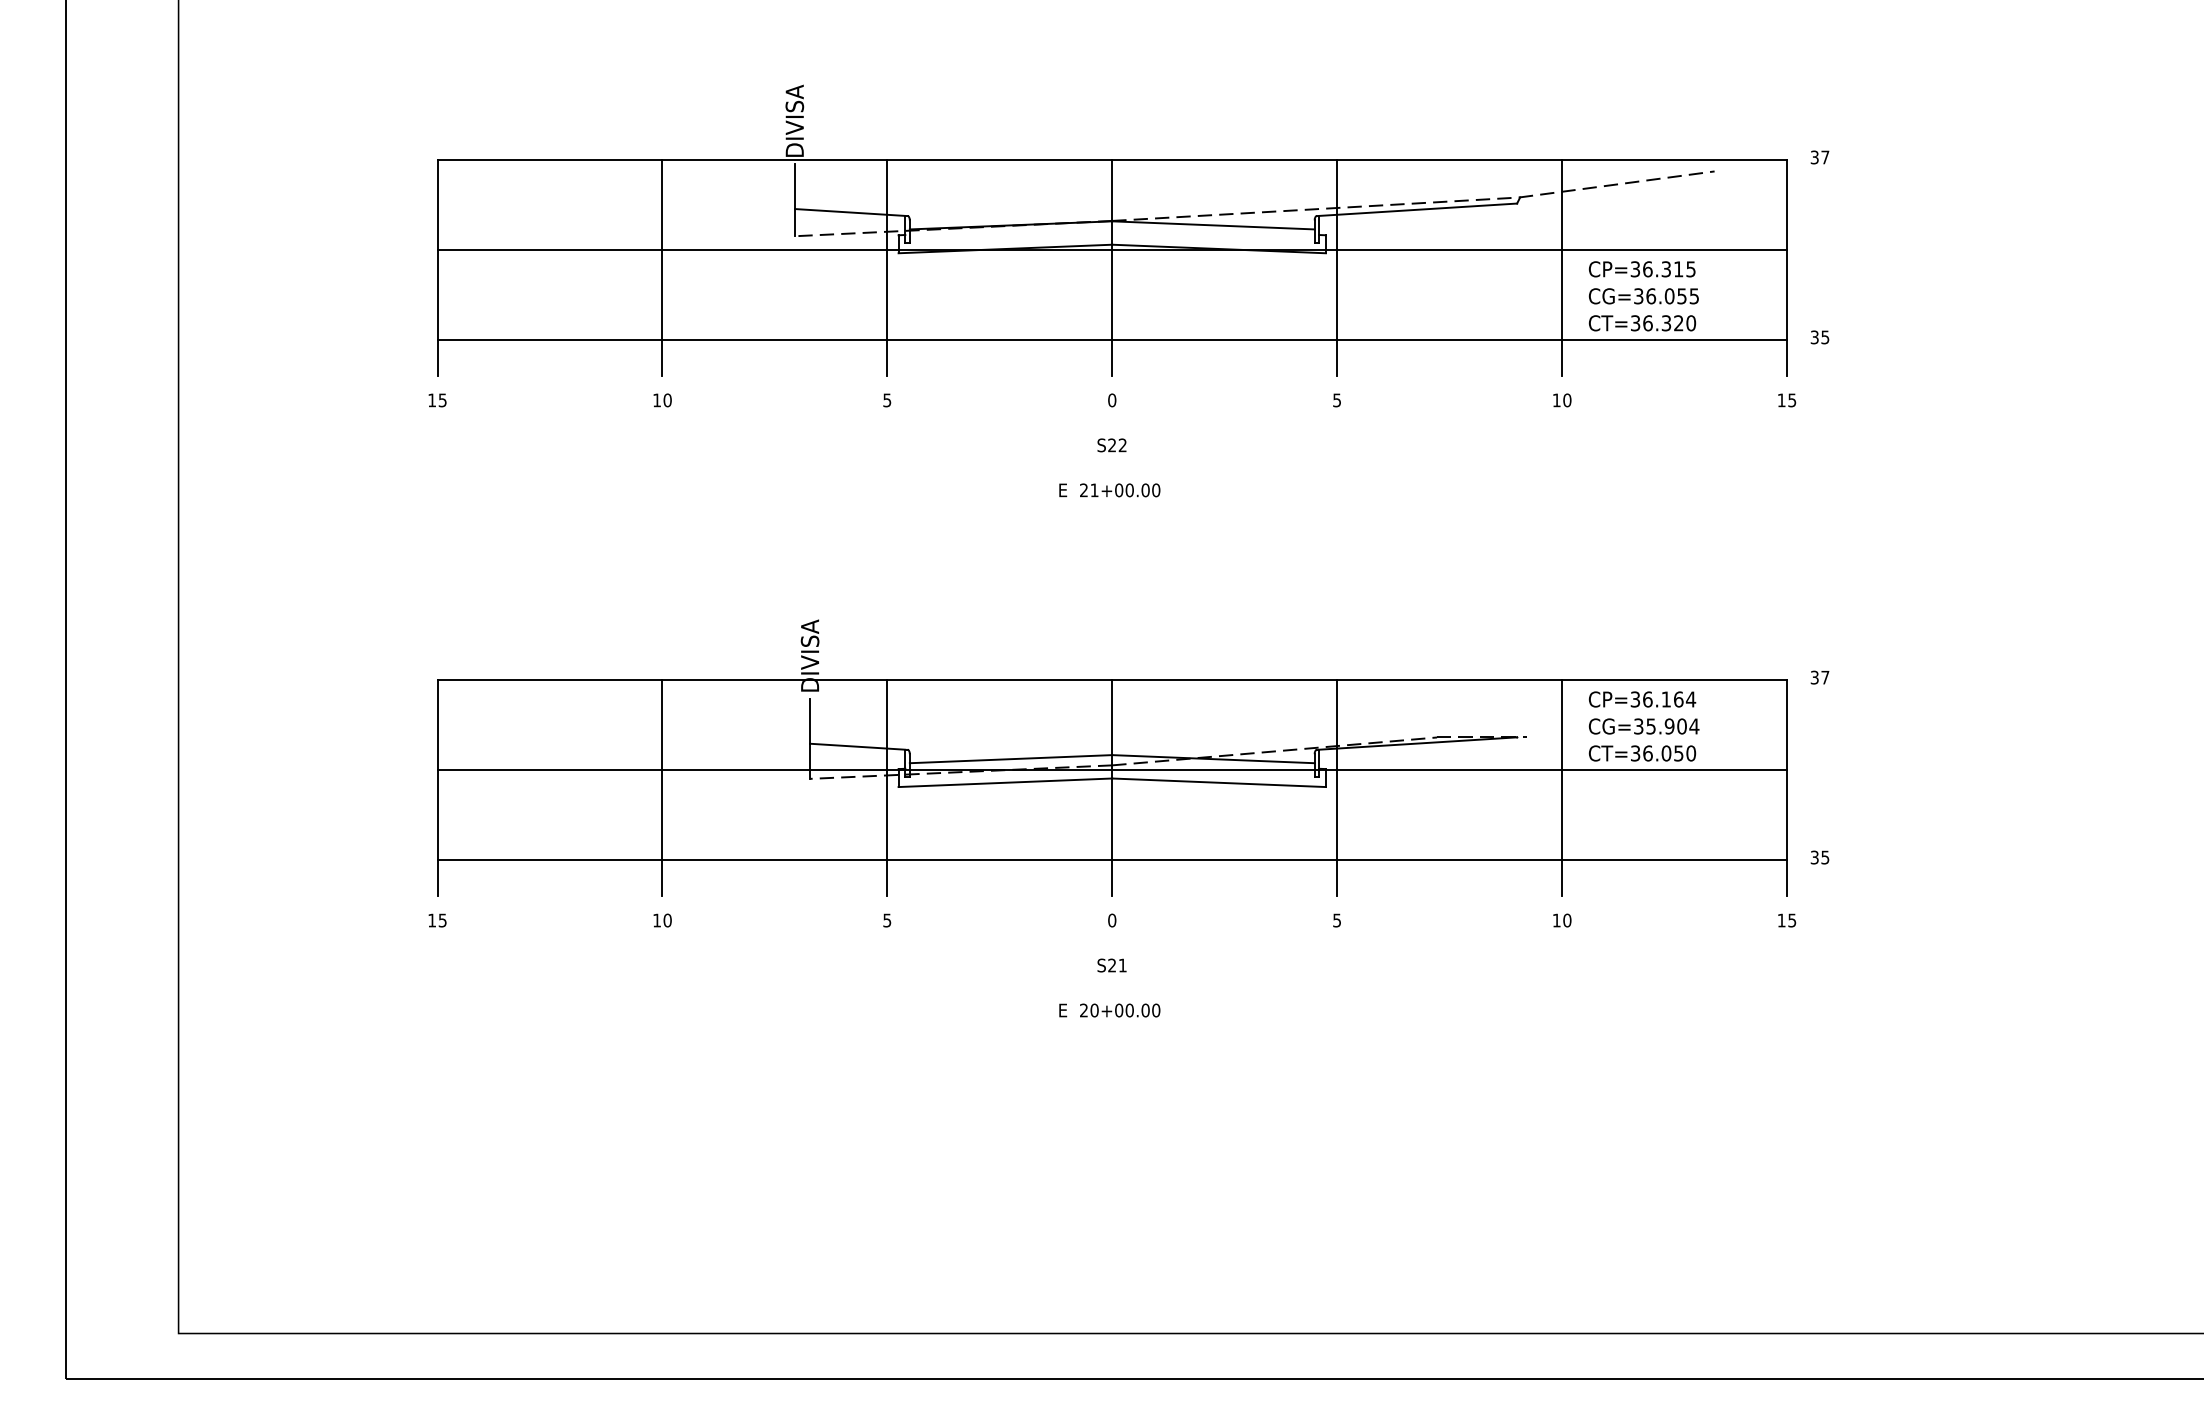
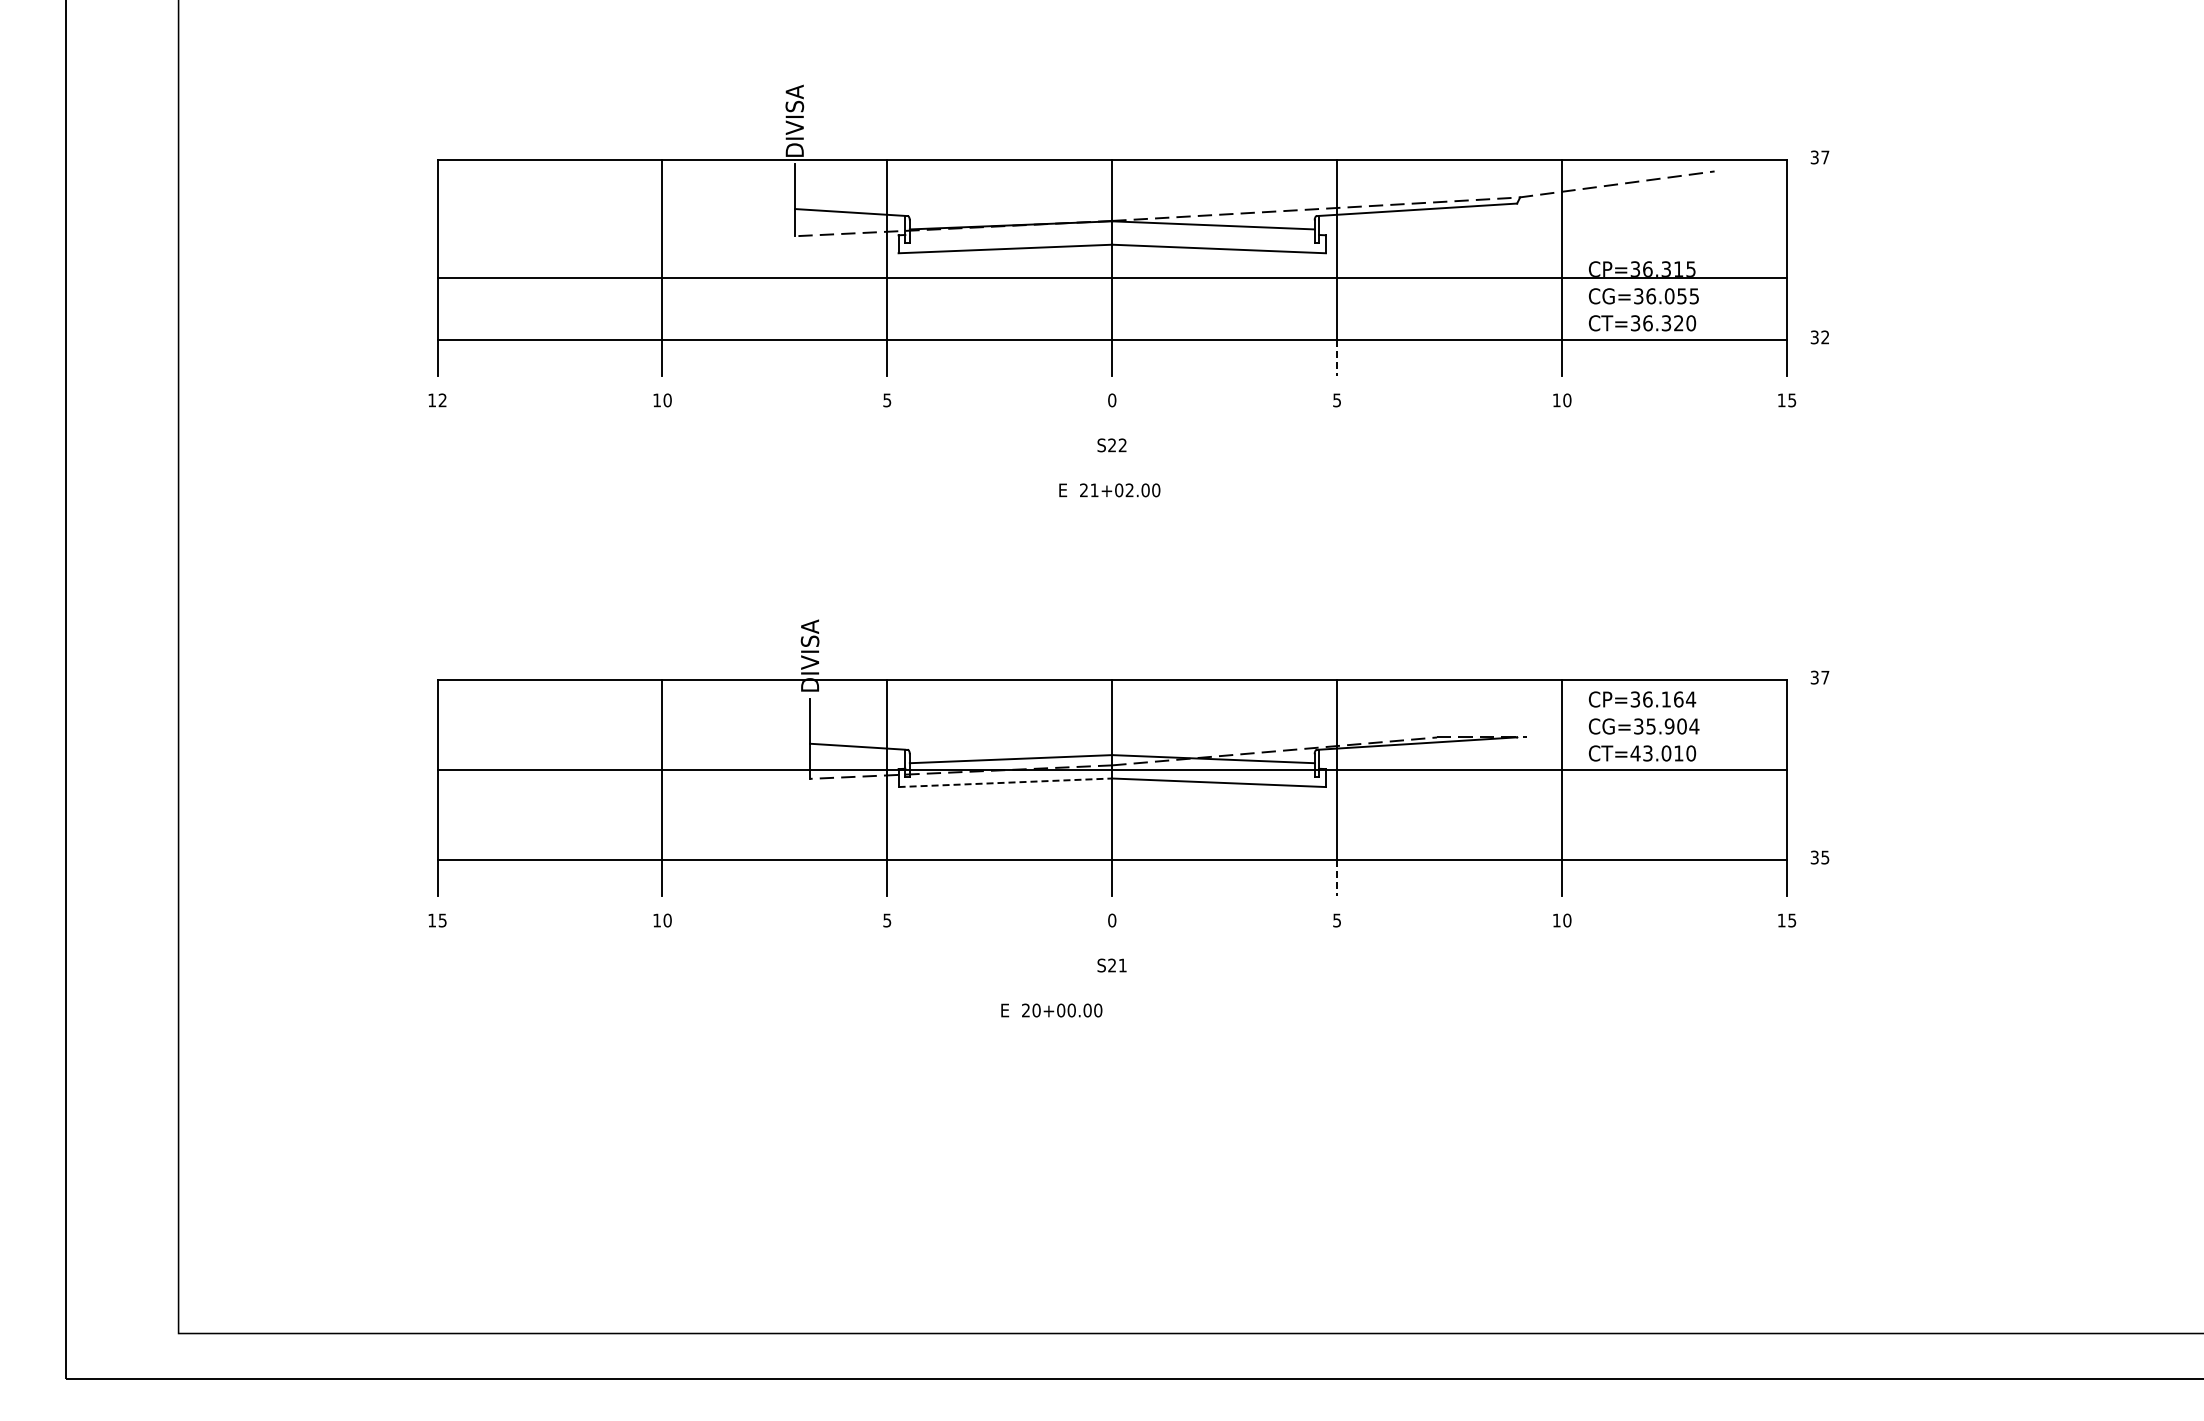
line position: (1112, 249) -> (1112, 277) (1112, 277)
text: 35 -> 32 (1825, 337)
line: solid -> dashed (1337, 357)
text: 15 -> 12 (442, 400)
text: 21+00.00 -> 21+02.00 (1129, 490)
text: CT=36.050 -> CT=43.010 (1656, 753)
line: solid -> dashed (1005, 782)
line: solid -> dashed (1337, 877)
text position: (1109, 1010) -> (1051, 1010) (1051, 1010)
